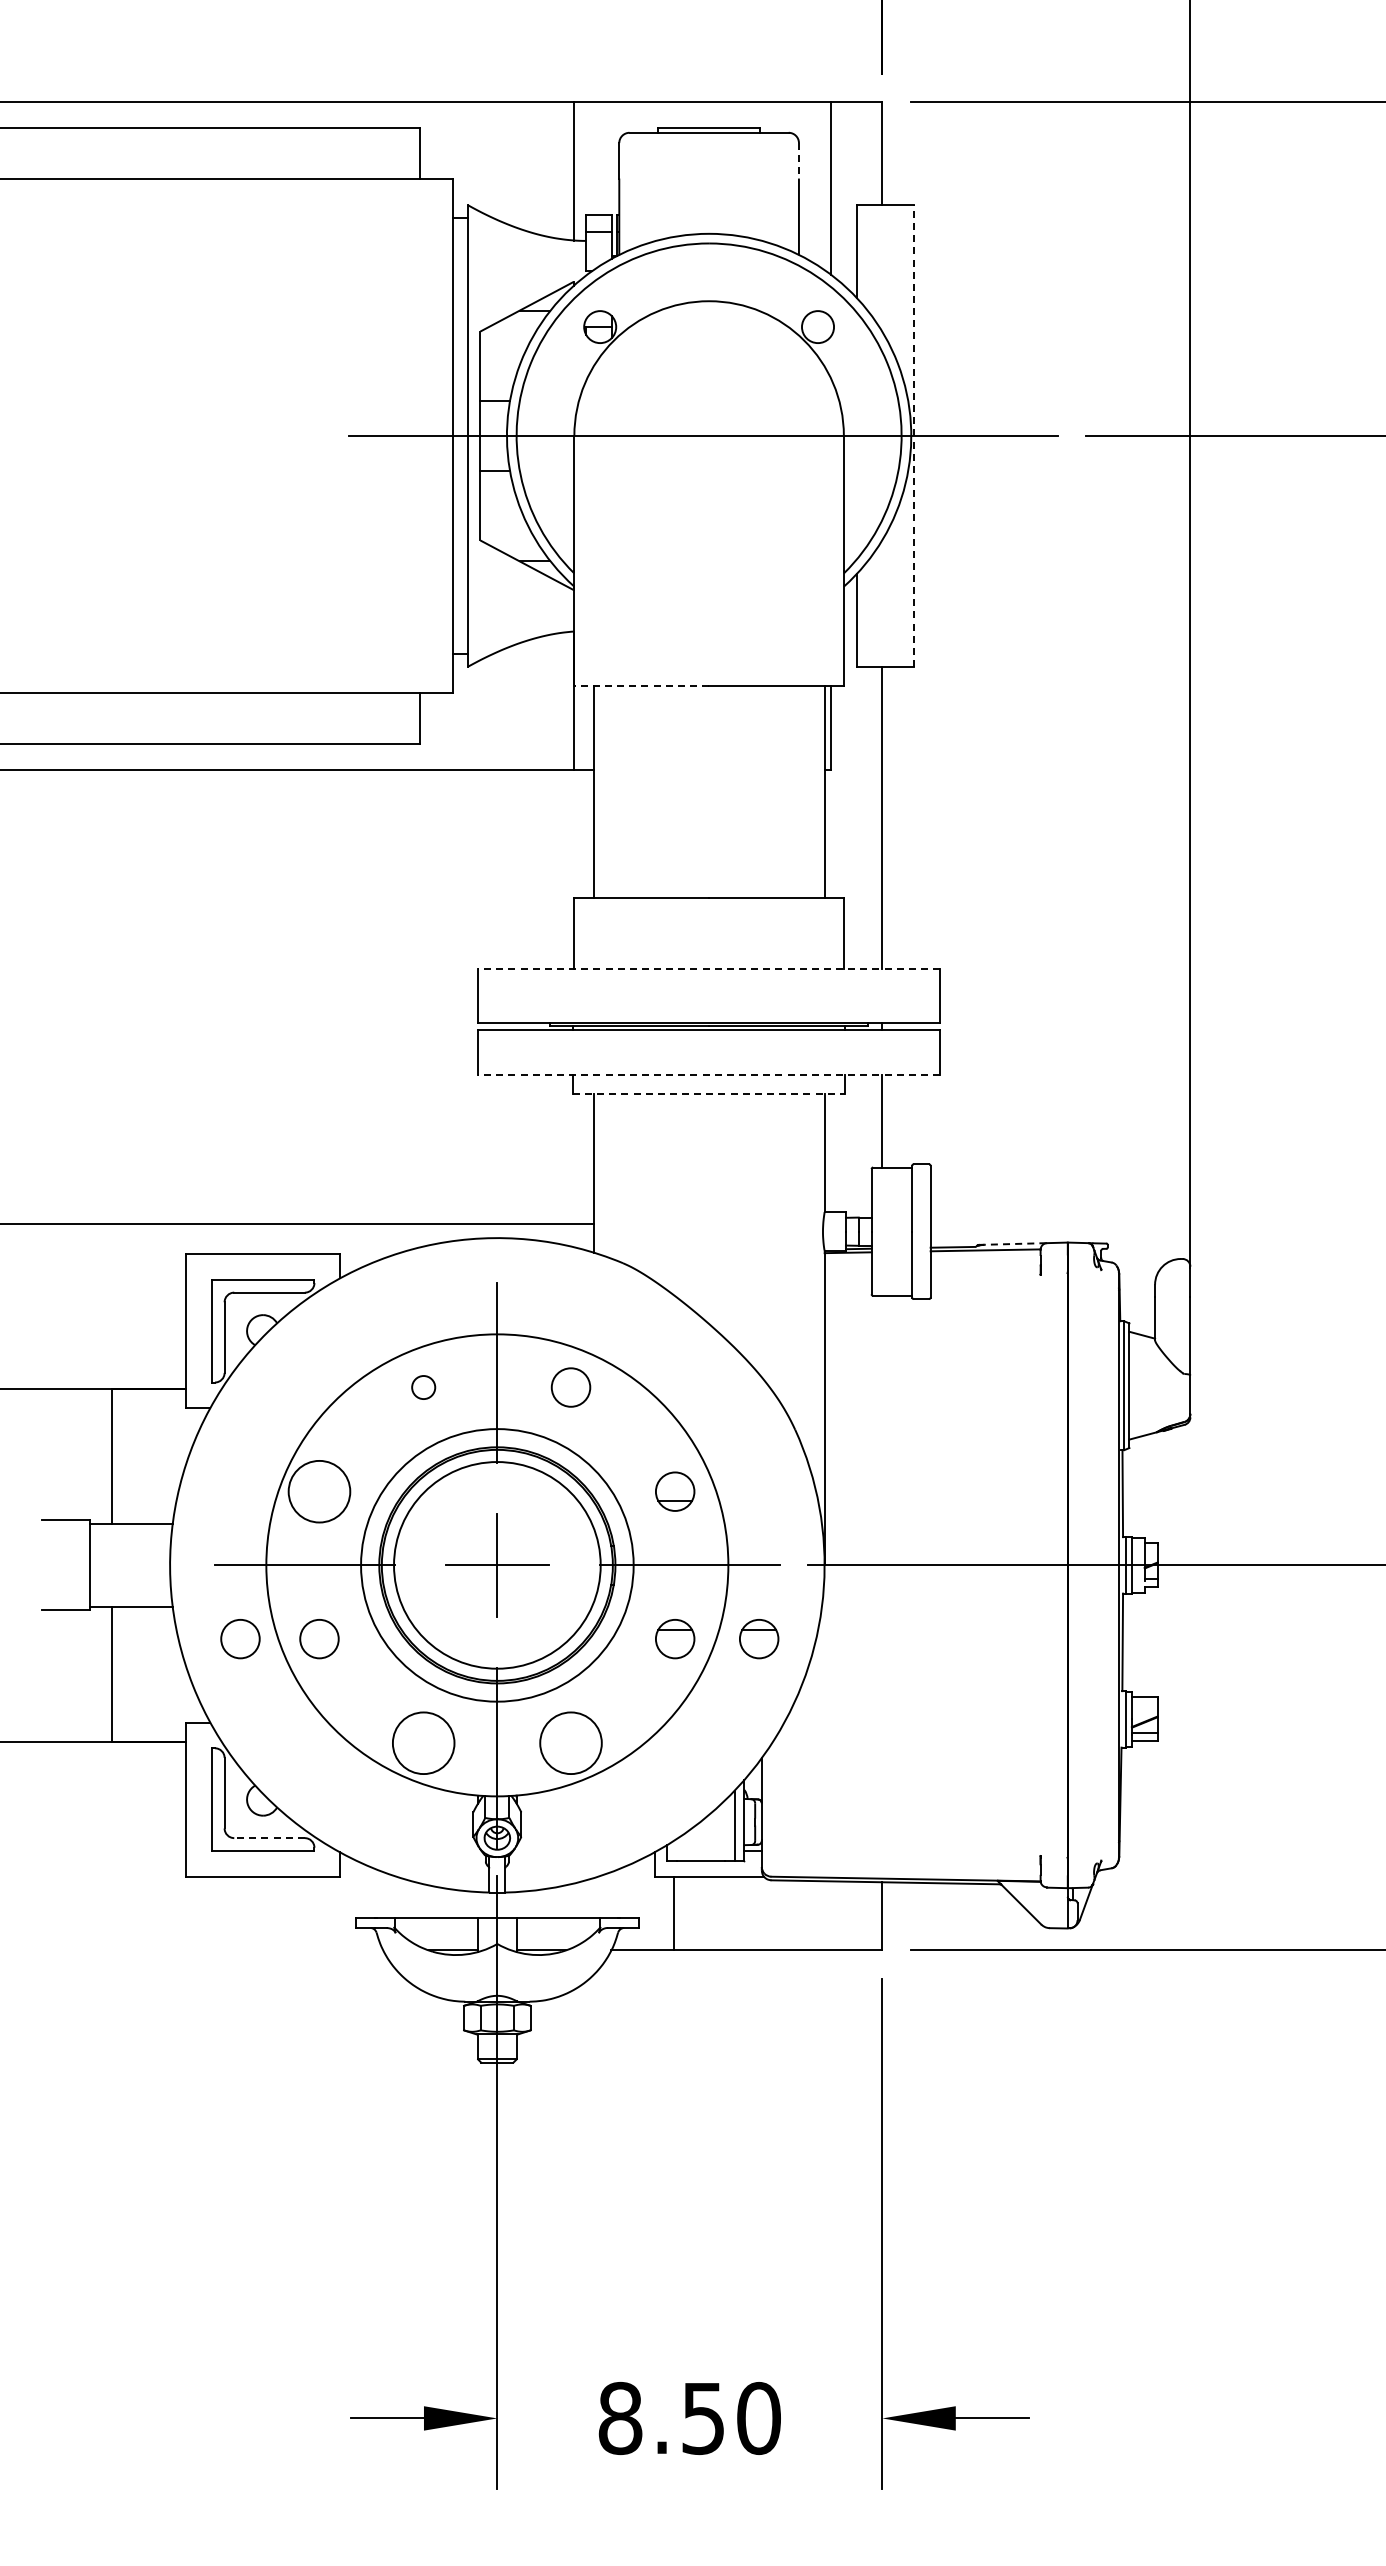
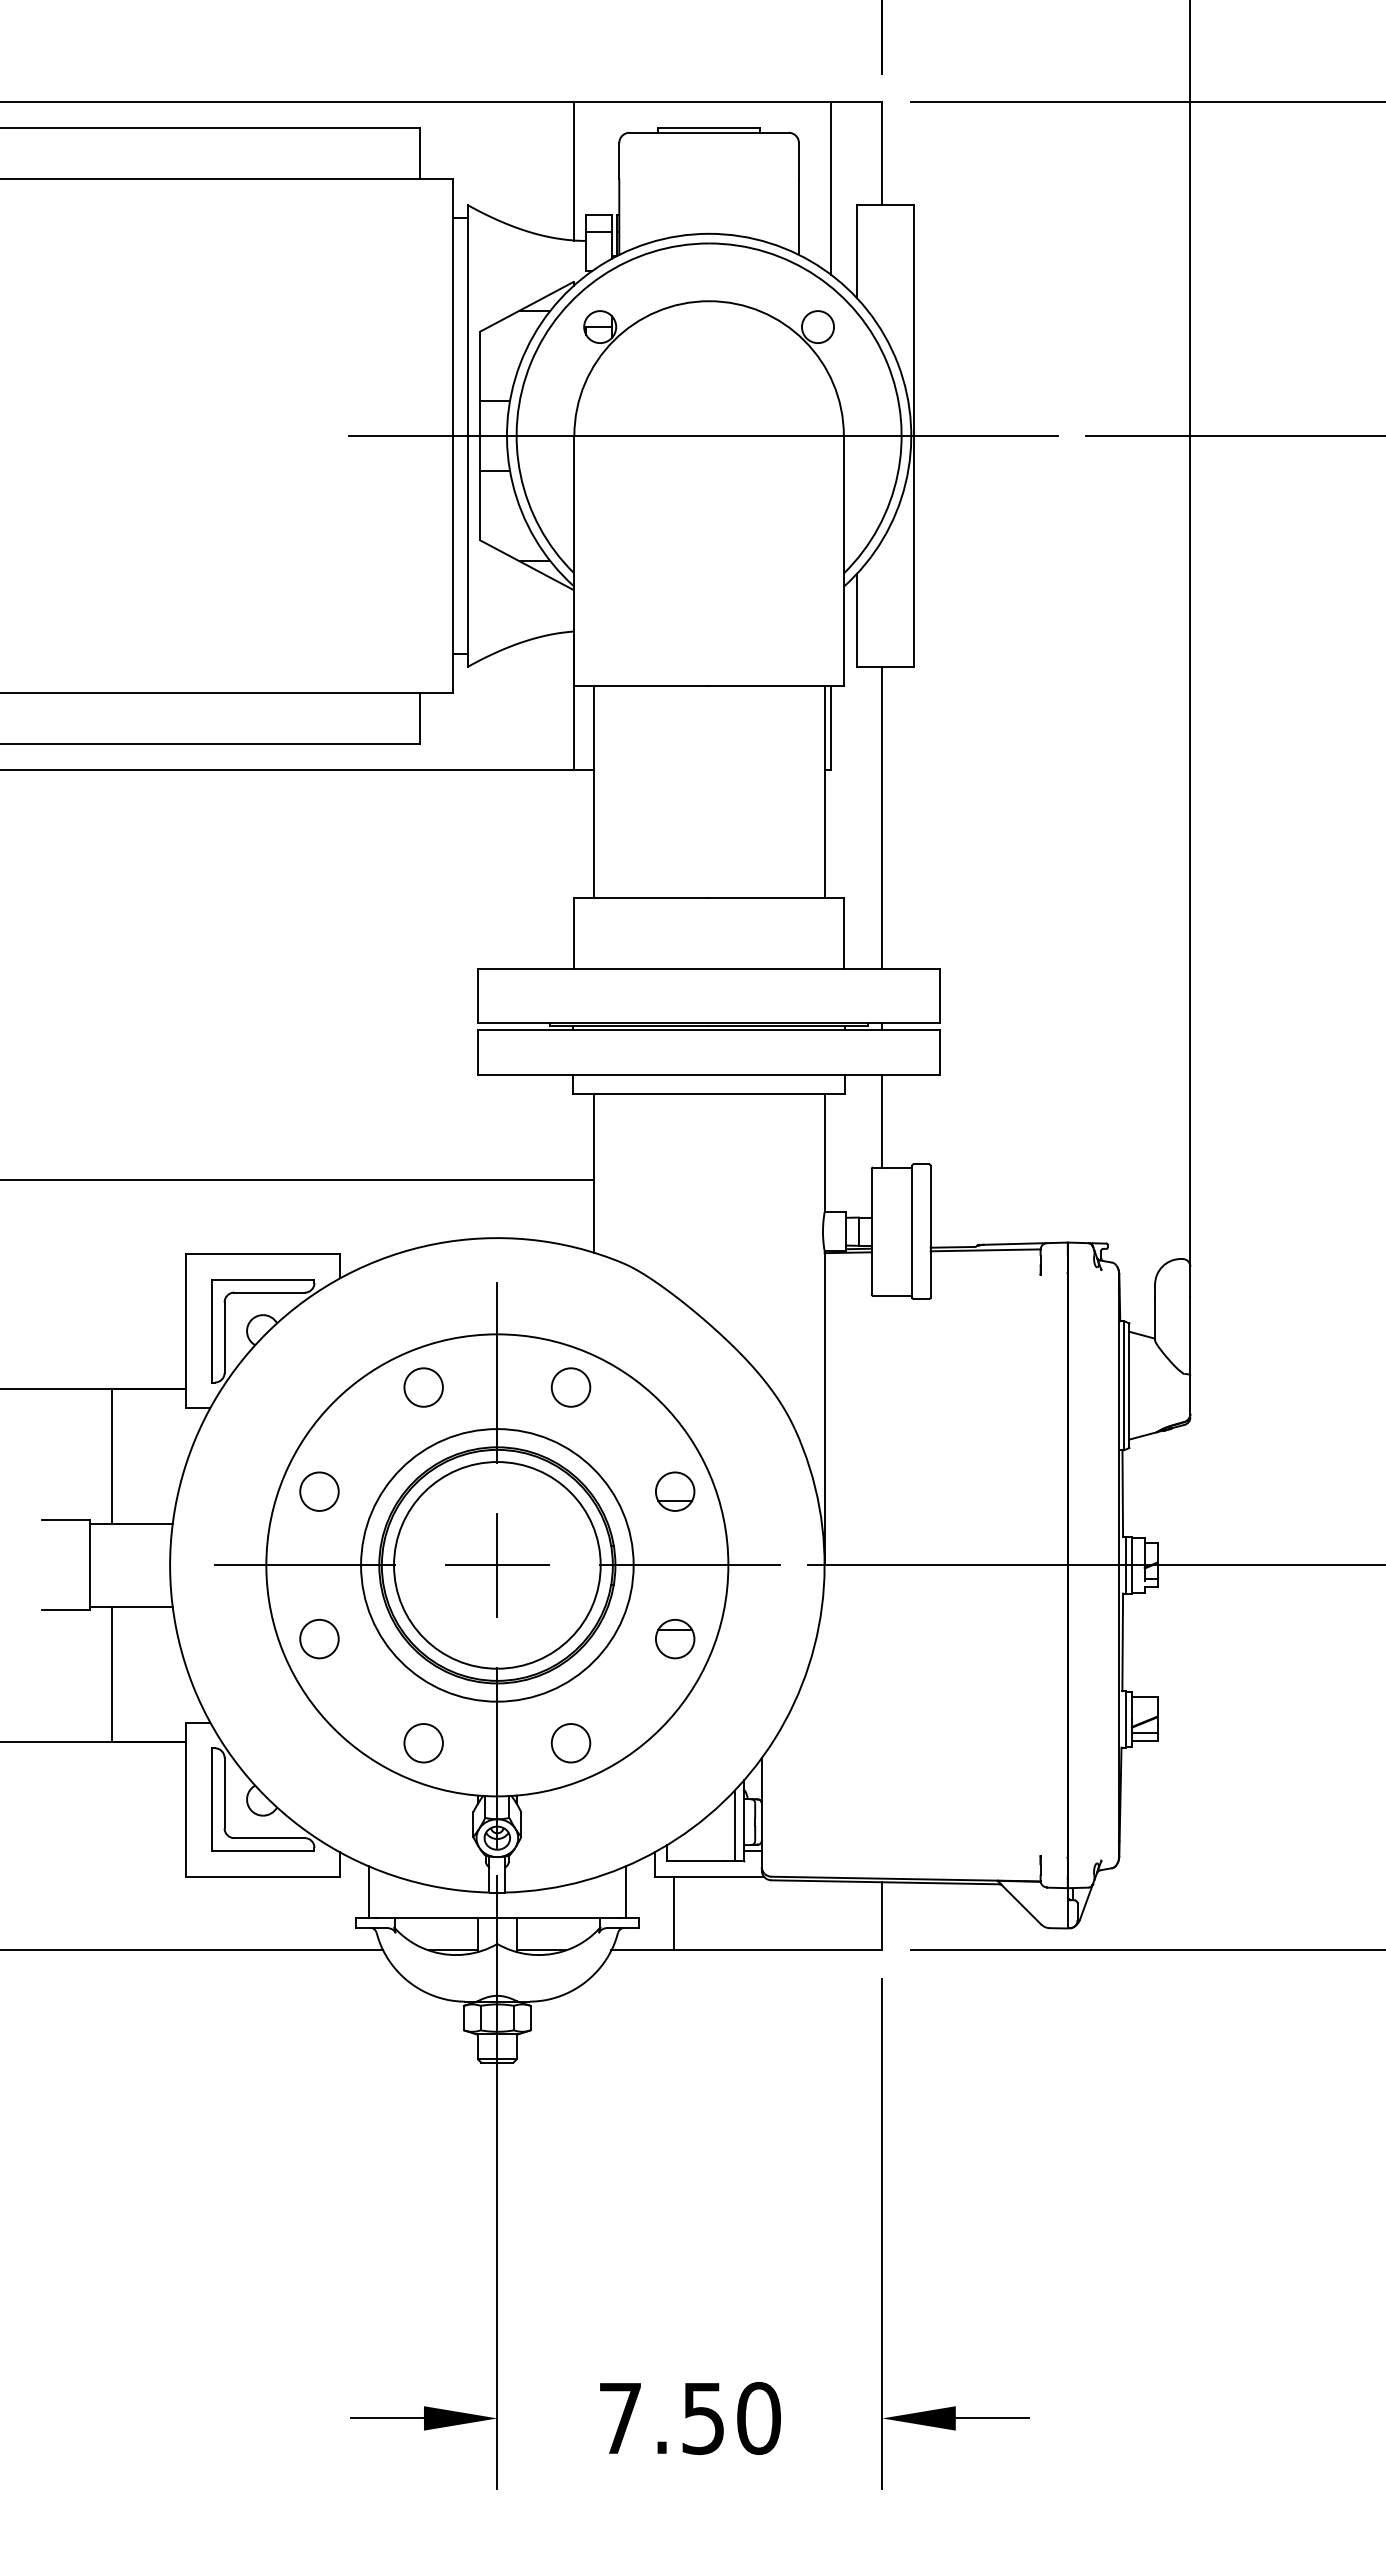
line: dashed -> solid (798, 160)
line: dashed -> solid (914, 435)
line: dashed -> solid (641, 686)
line: dashed -> solid (708, 968)
line: dashed -> solid (708, 1074)
line: dashed -> solid (709, 1093)
line position: (297, 1224) -> (297, 1180) (297, 1180)
line: dashed -> solid (1015, 1243)
circle diameter: 23 px -> 39 px (423, 1387)
circle diameter: 62 px -> 39 px (319, 1491)
circle: present -> none (240, 1639)
part: present -> none (759, 1639)
circle diameter: 62 px -> 39 px (423, 1743)
circle diameter: 62 px -> 39 px (570, 1743)
line: dashed -> solid (269, 1838)
line: none -> present (369, 1892)
line: none -> present (625, 1892)
line: none -> present (192, 1950)
text: 8.50 -> 7.50 (620, 2418)
